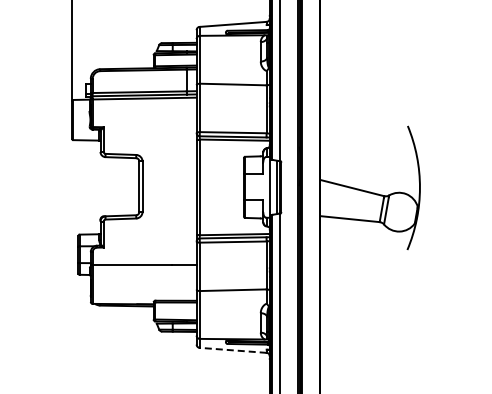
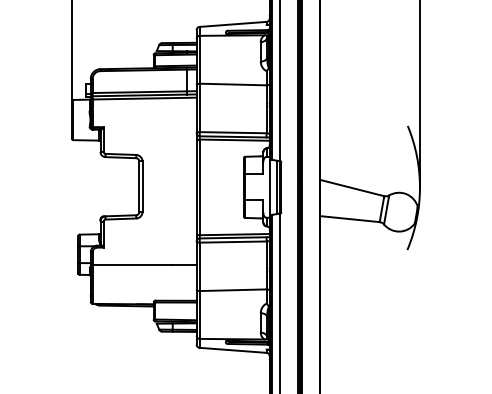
line: none -> present (419, 94)
line: dashed -> solid (233, 350)
